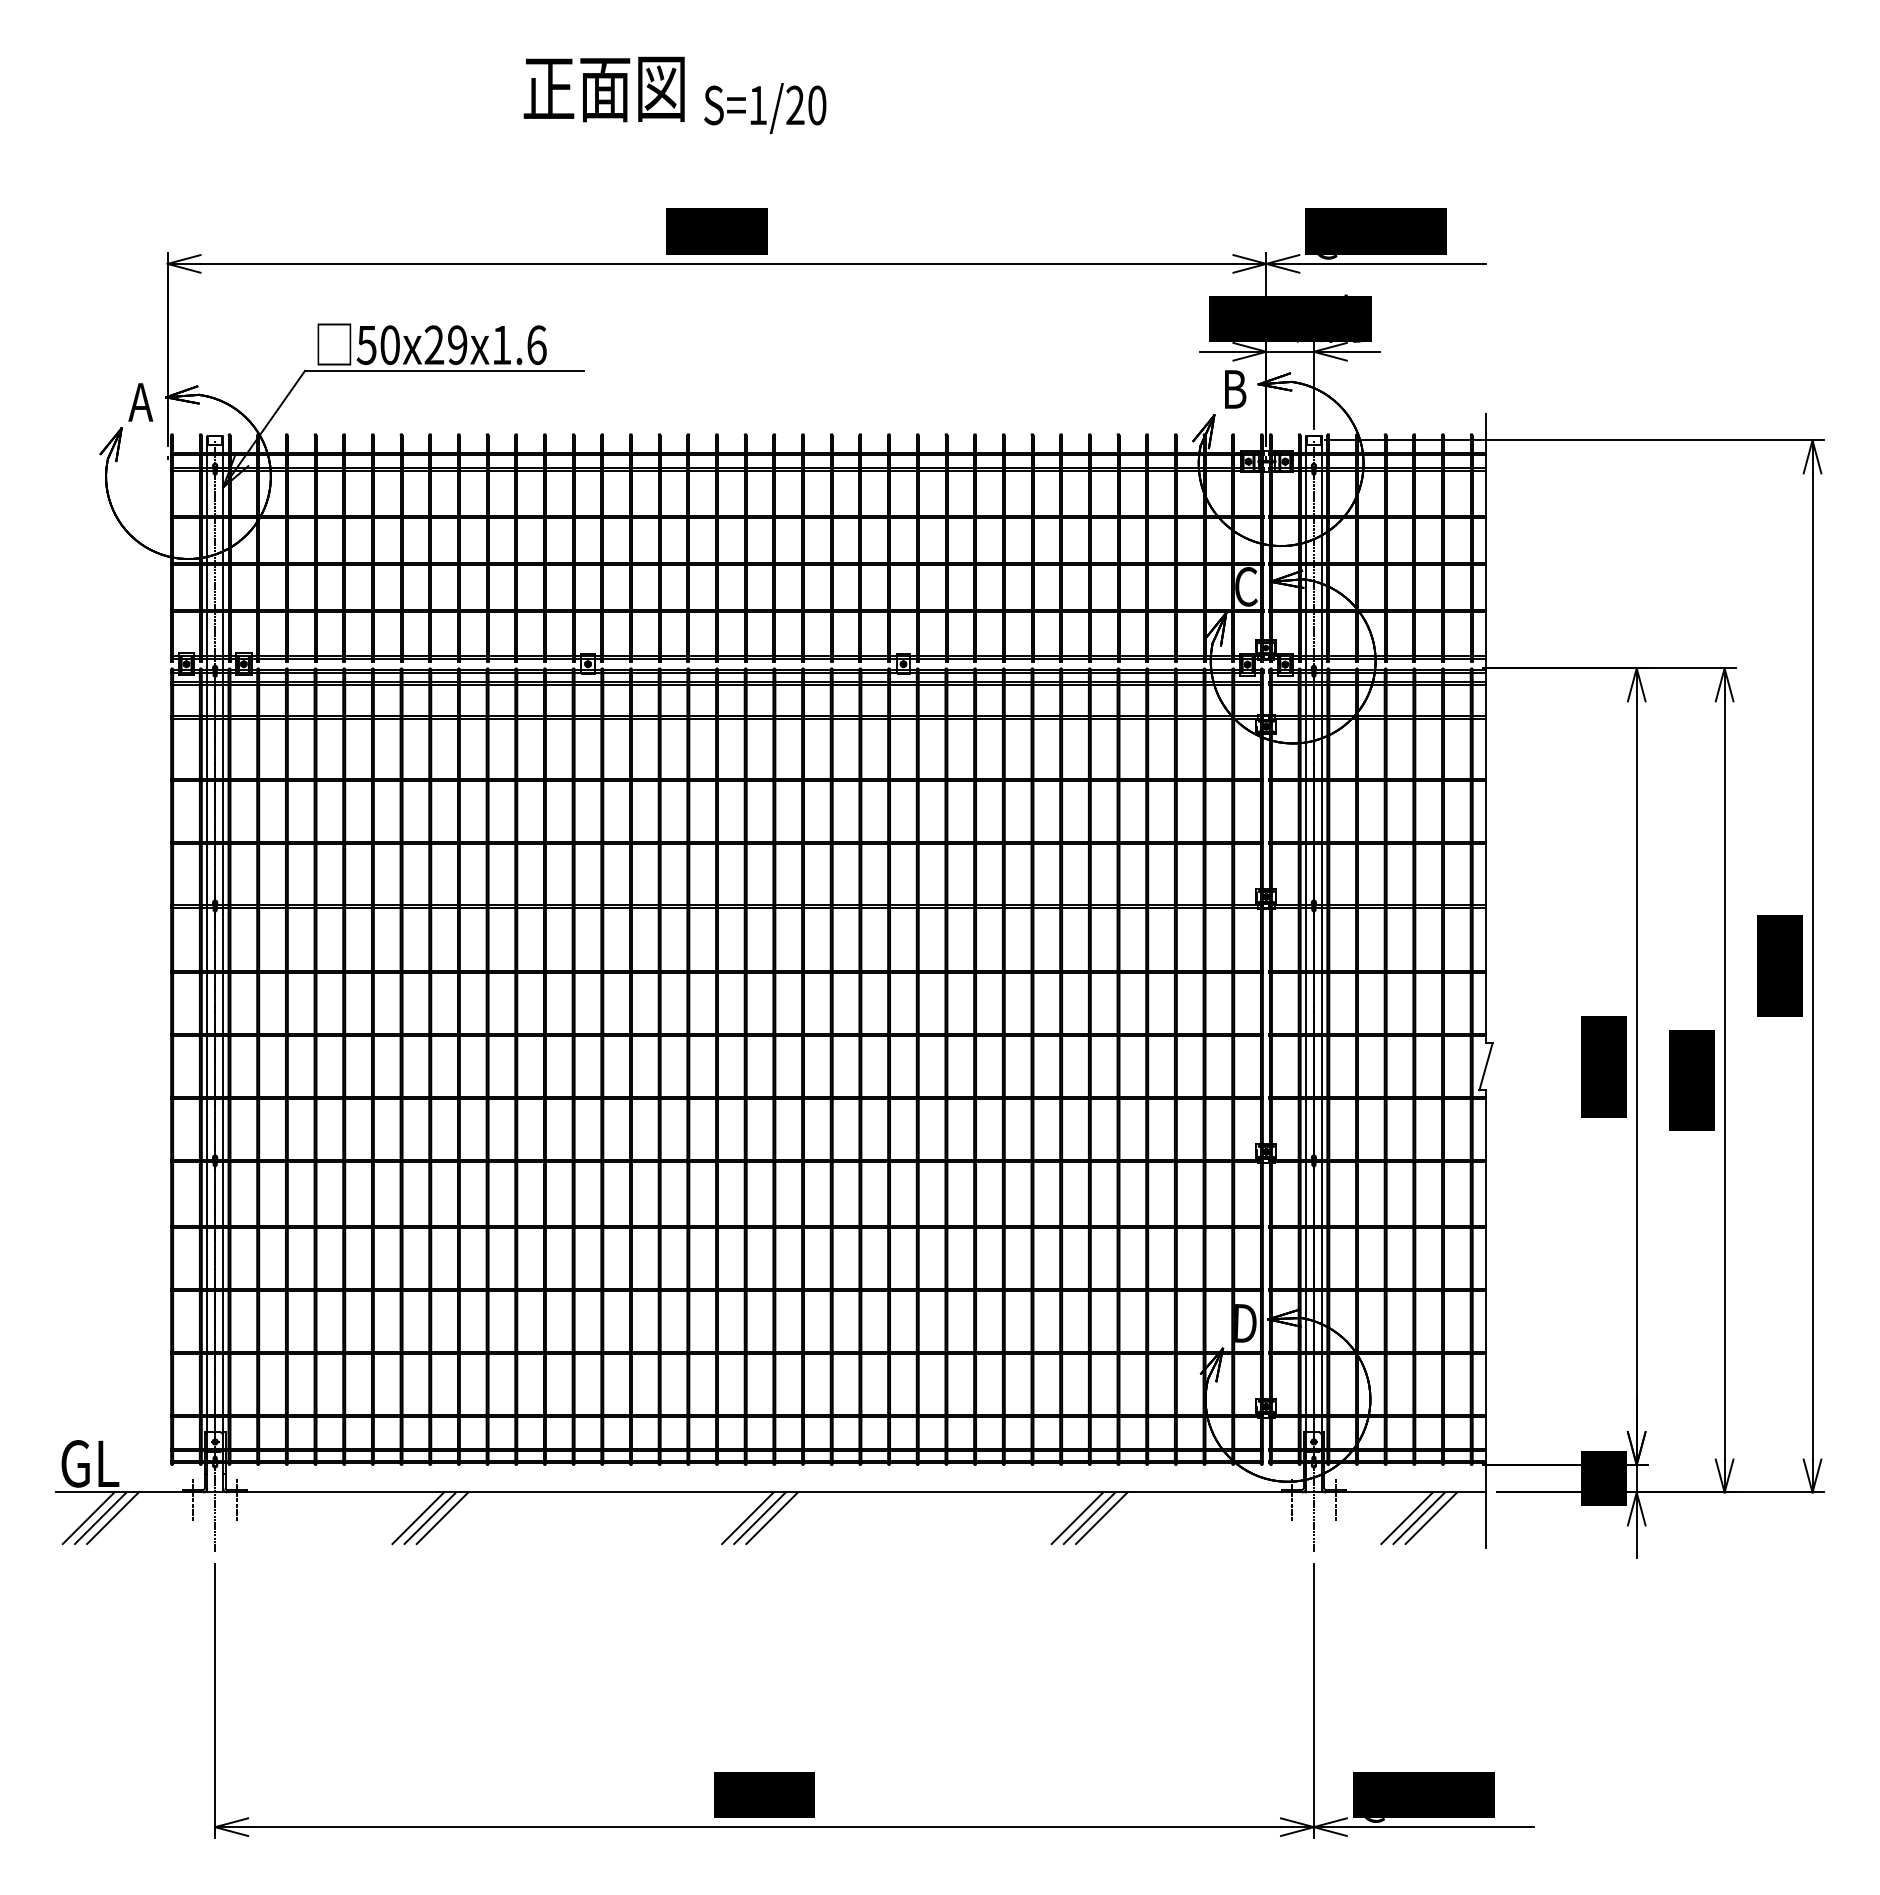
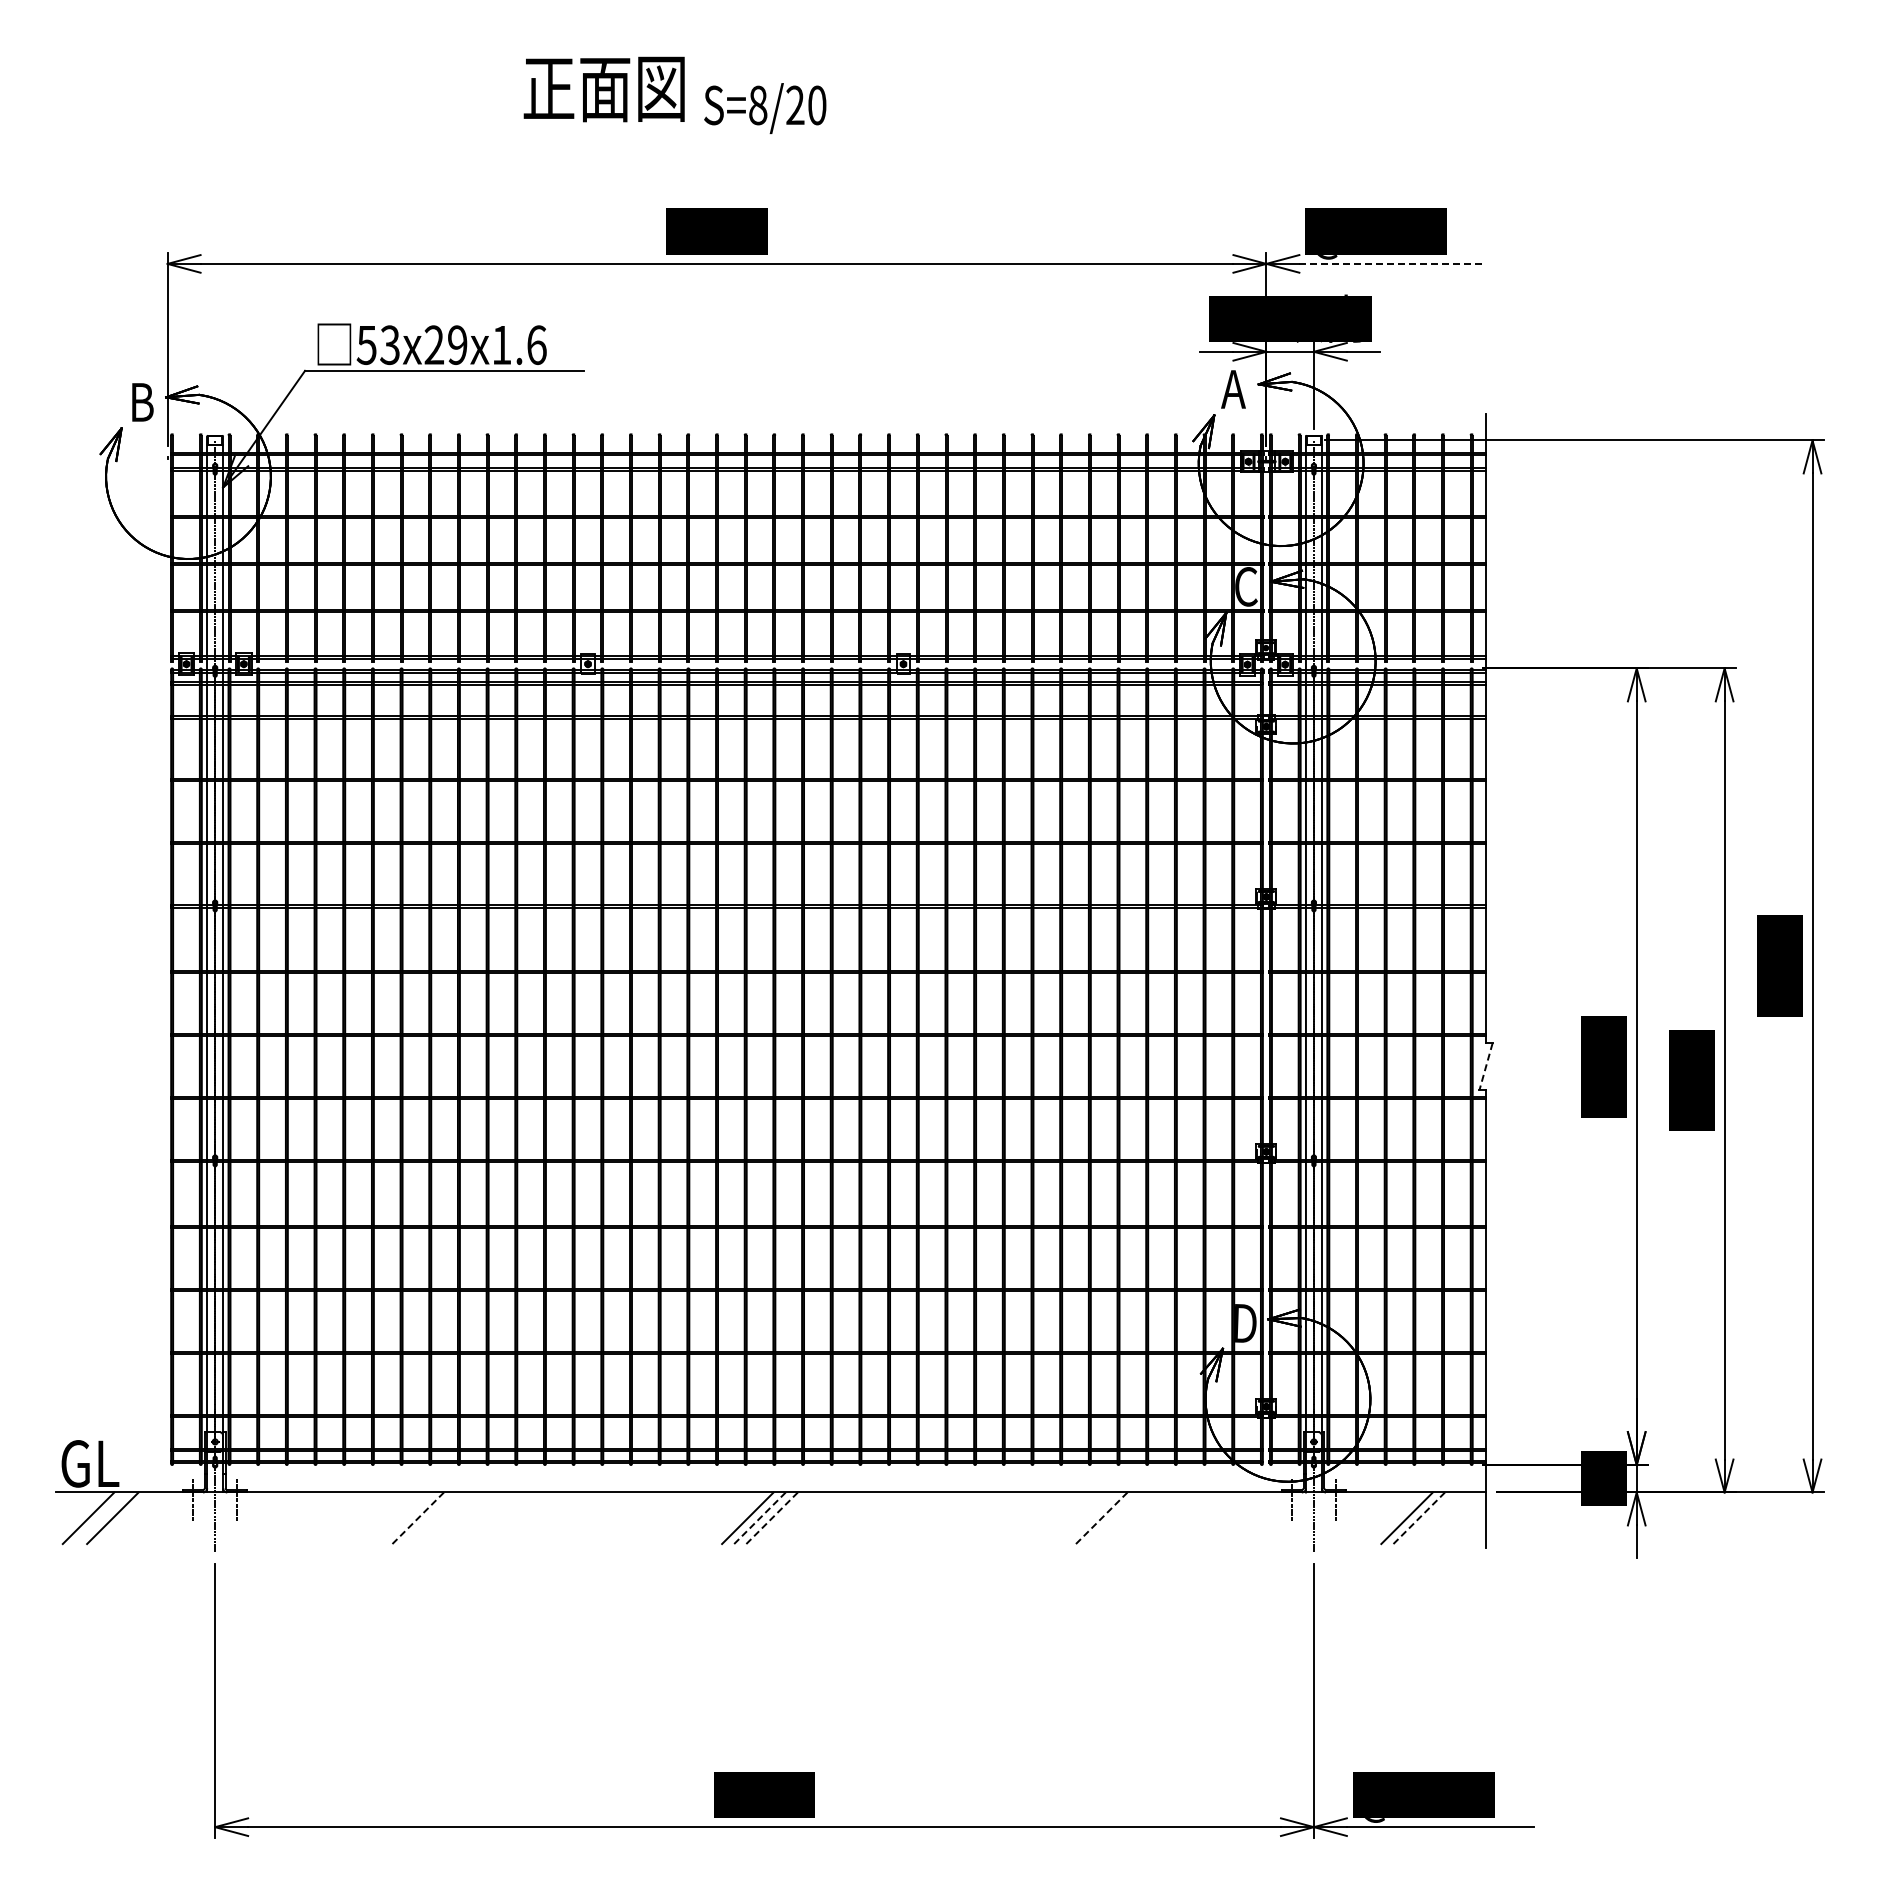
text: S=1/20 -> S=8/20 (758, 105)
line: solid -> dashed (1393, 263)
text: 50x29x1.6 -> 53x29x1.6 (389, 344)
text: B -> A (1233, 389)
text: A -> B (140, 402)
line: solid -> dashed (1485, 1067)
line: solid -> dashed (418, 1517)
line: solid -> dashed (760, 1517)
line: solid -> dashed (772, 1517)
line: solid -> dashed (1102, 1517)
line: solid -> dashed (1419, 1517)
line: present -> none (100, 1518)
line: present -> none (430, 1518)
line: present -> none (442, 1518)
line: present -> none (1077, 1518)
line: present -> none (1089, 1518)
line: present -> none (1431, 1518)
